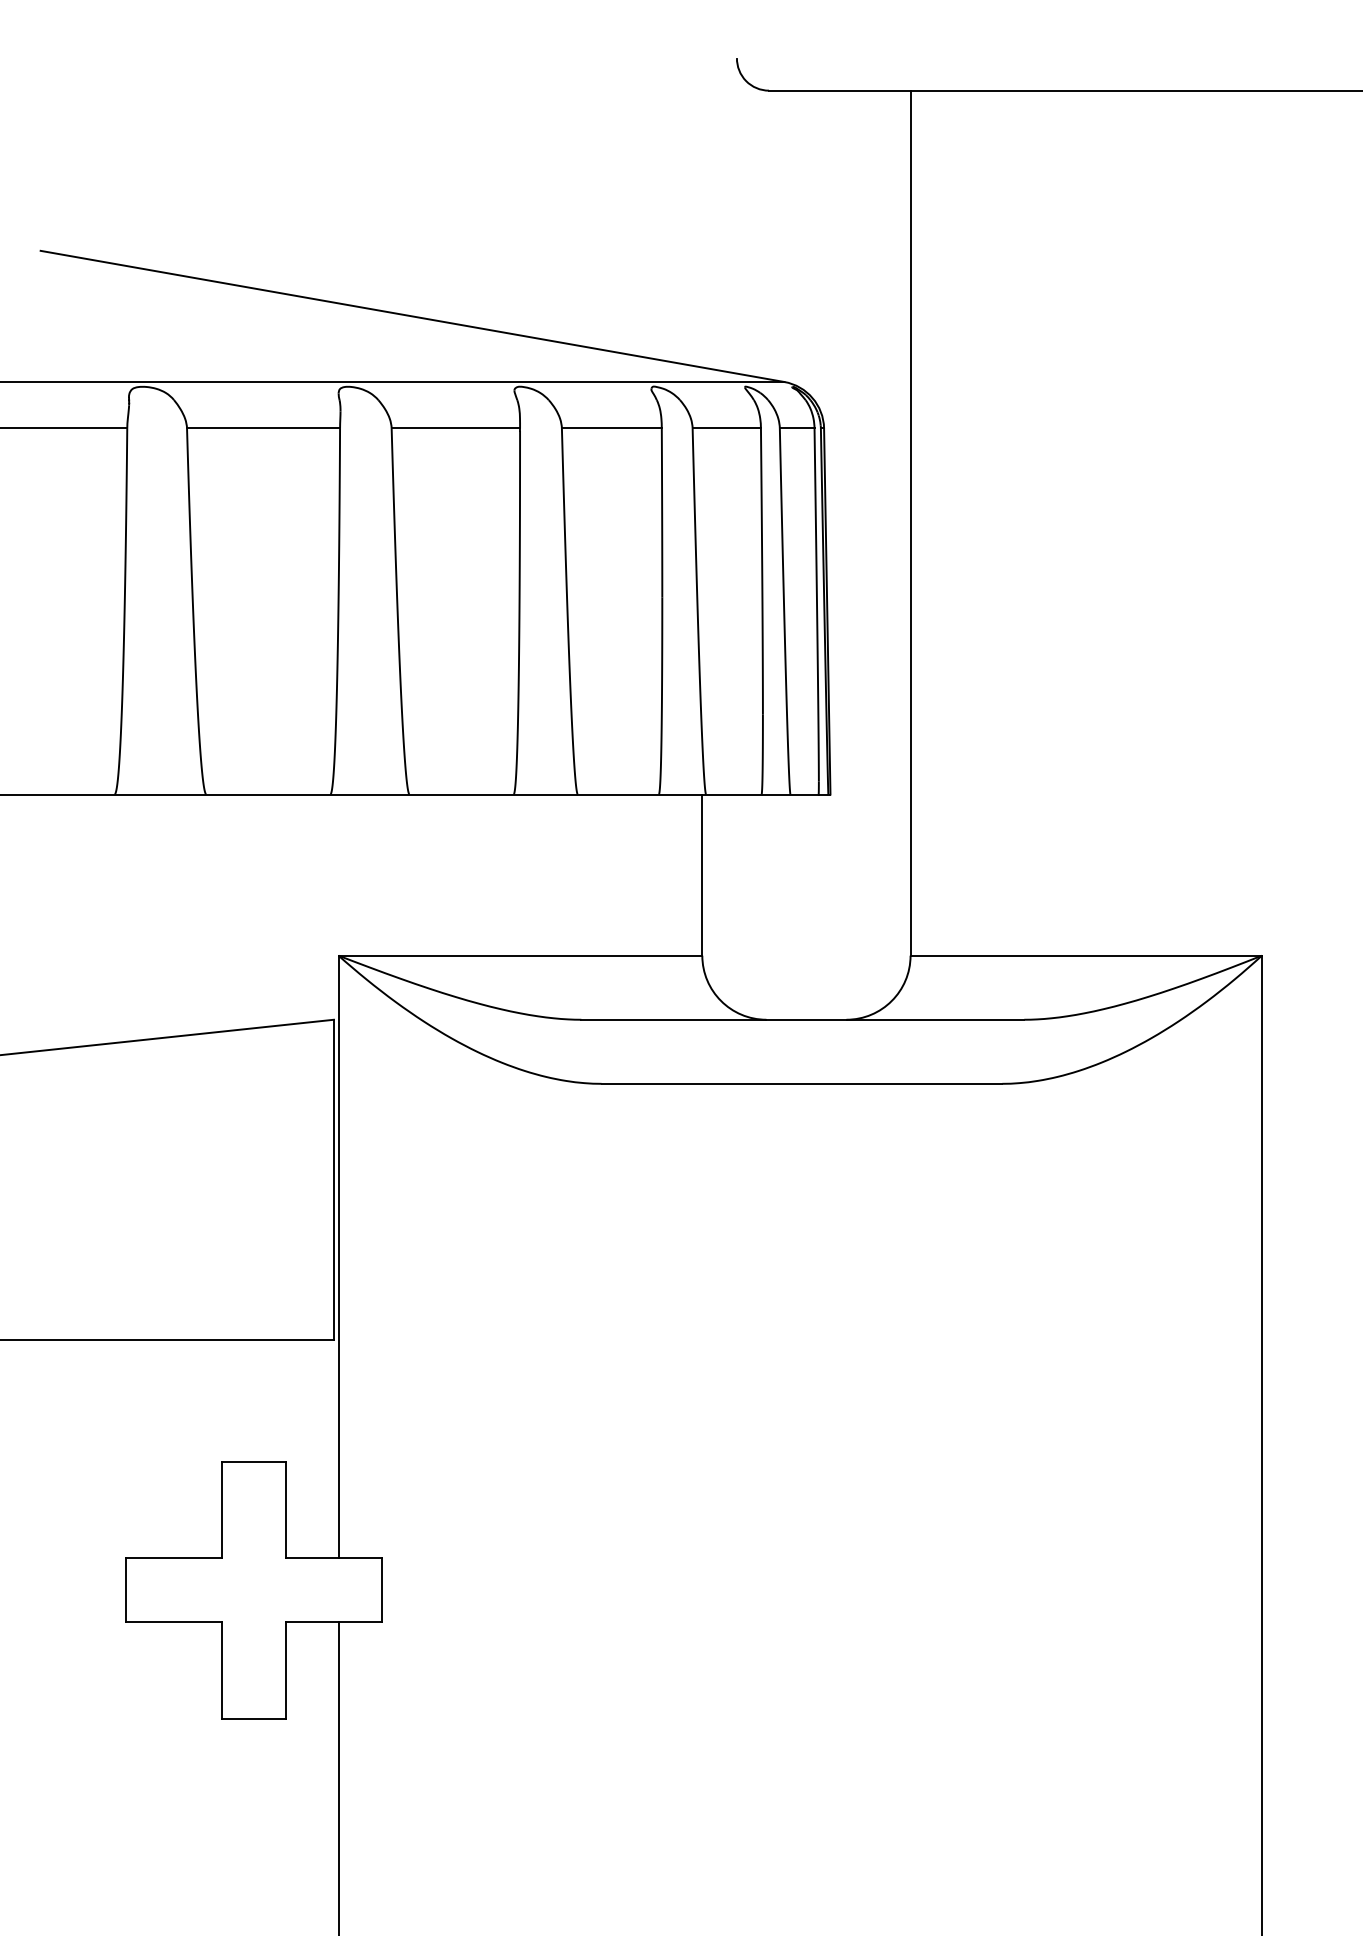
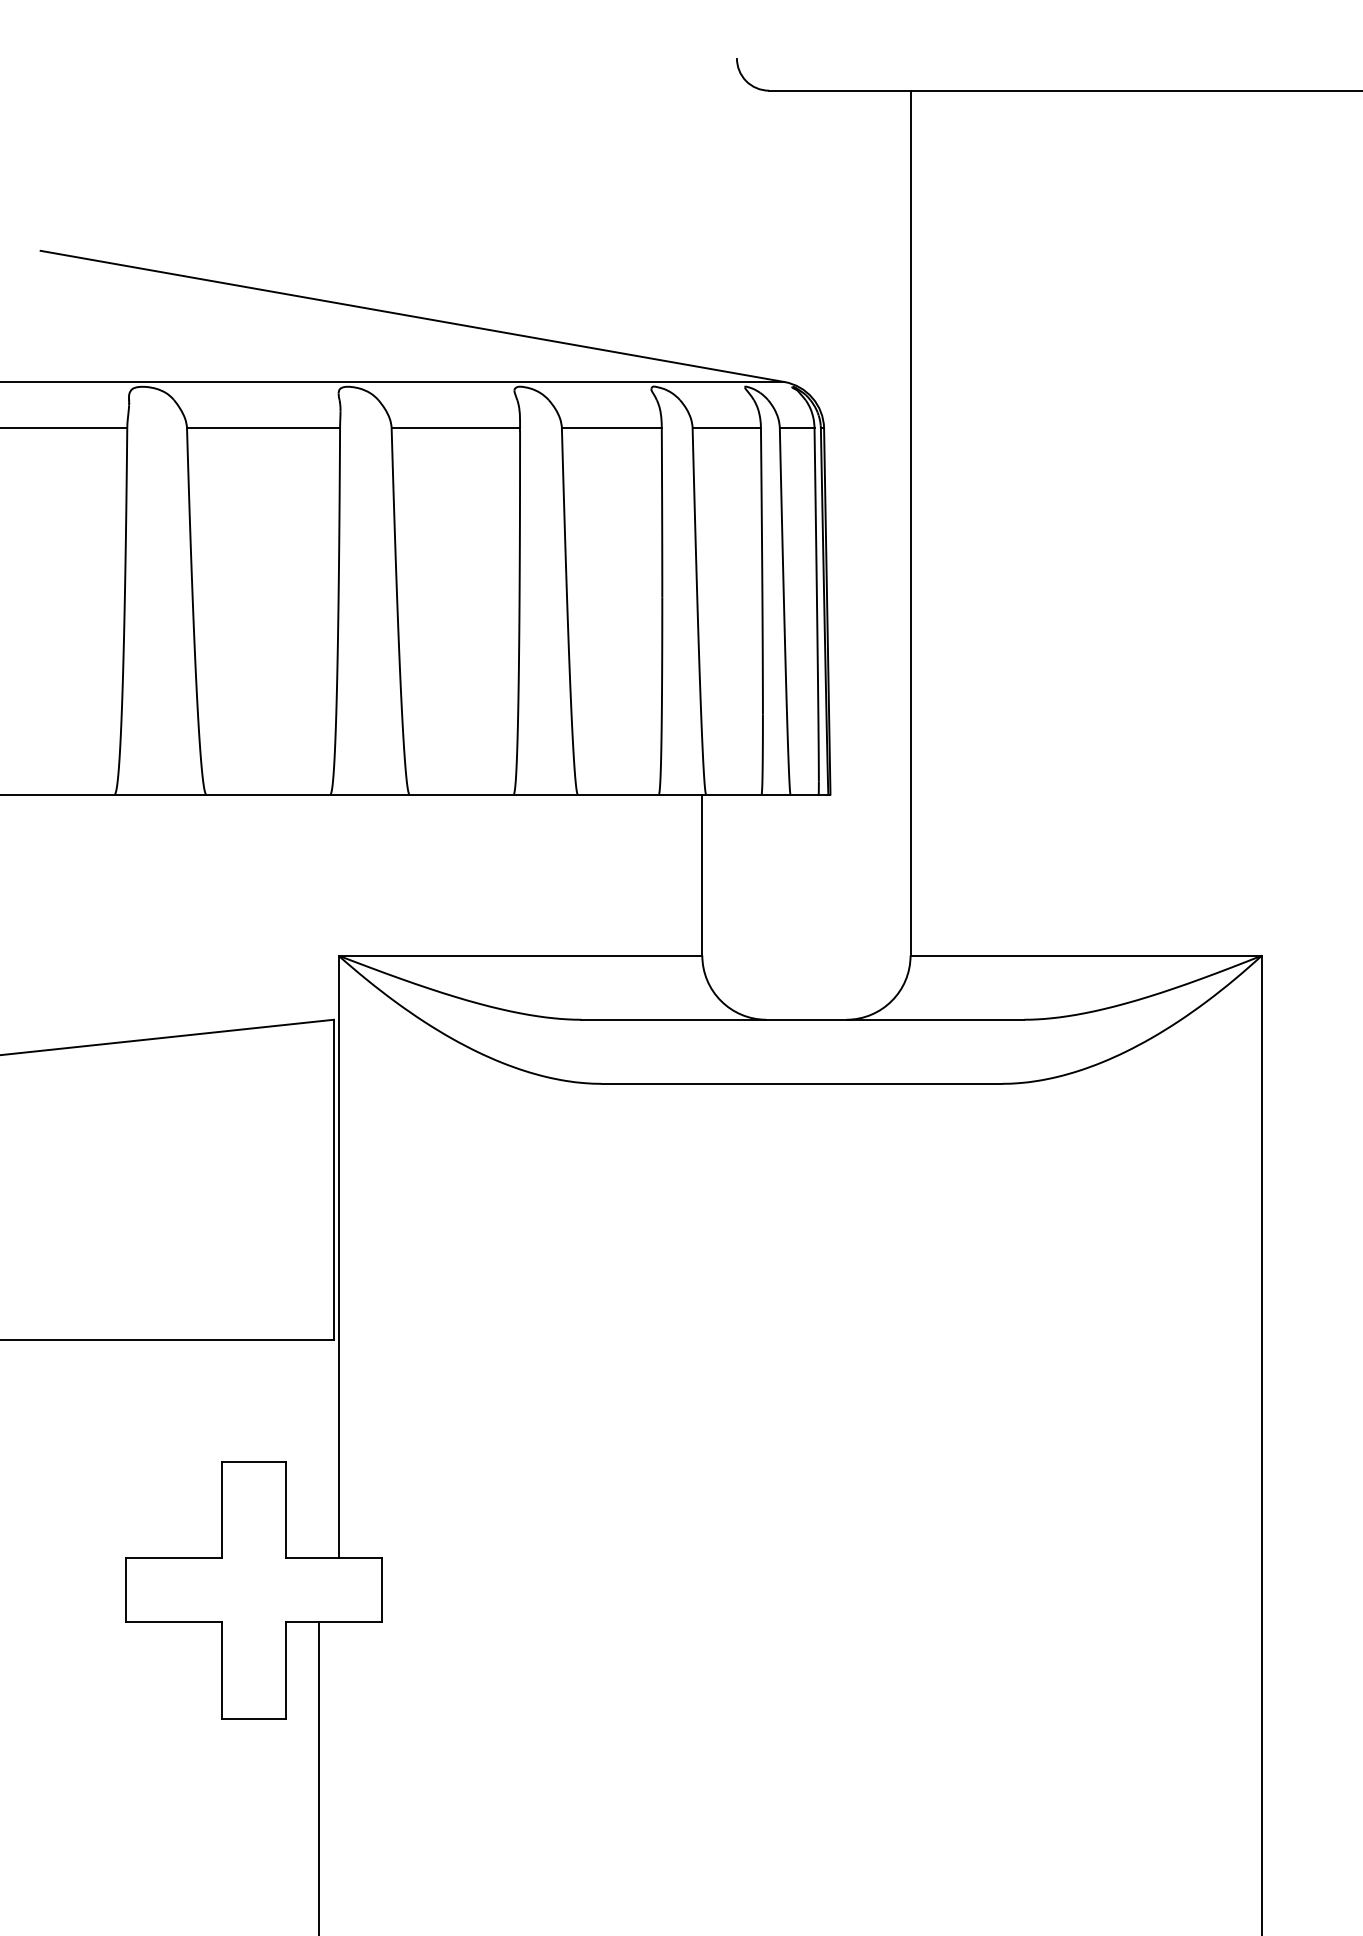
line position: (338, 1777) -> (318, 1777) (318, 1777)
